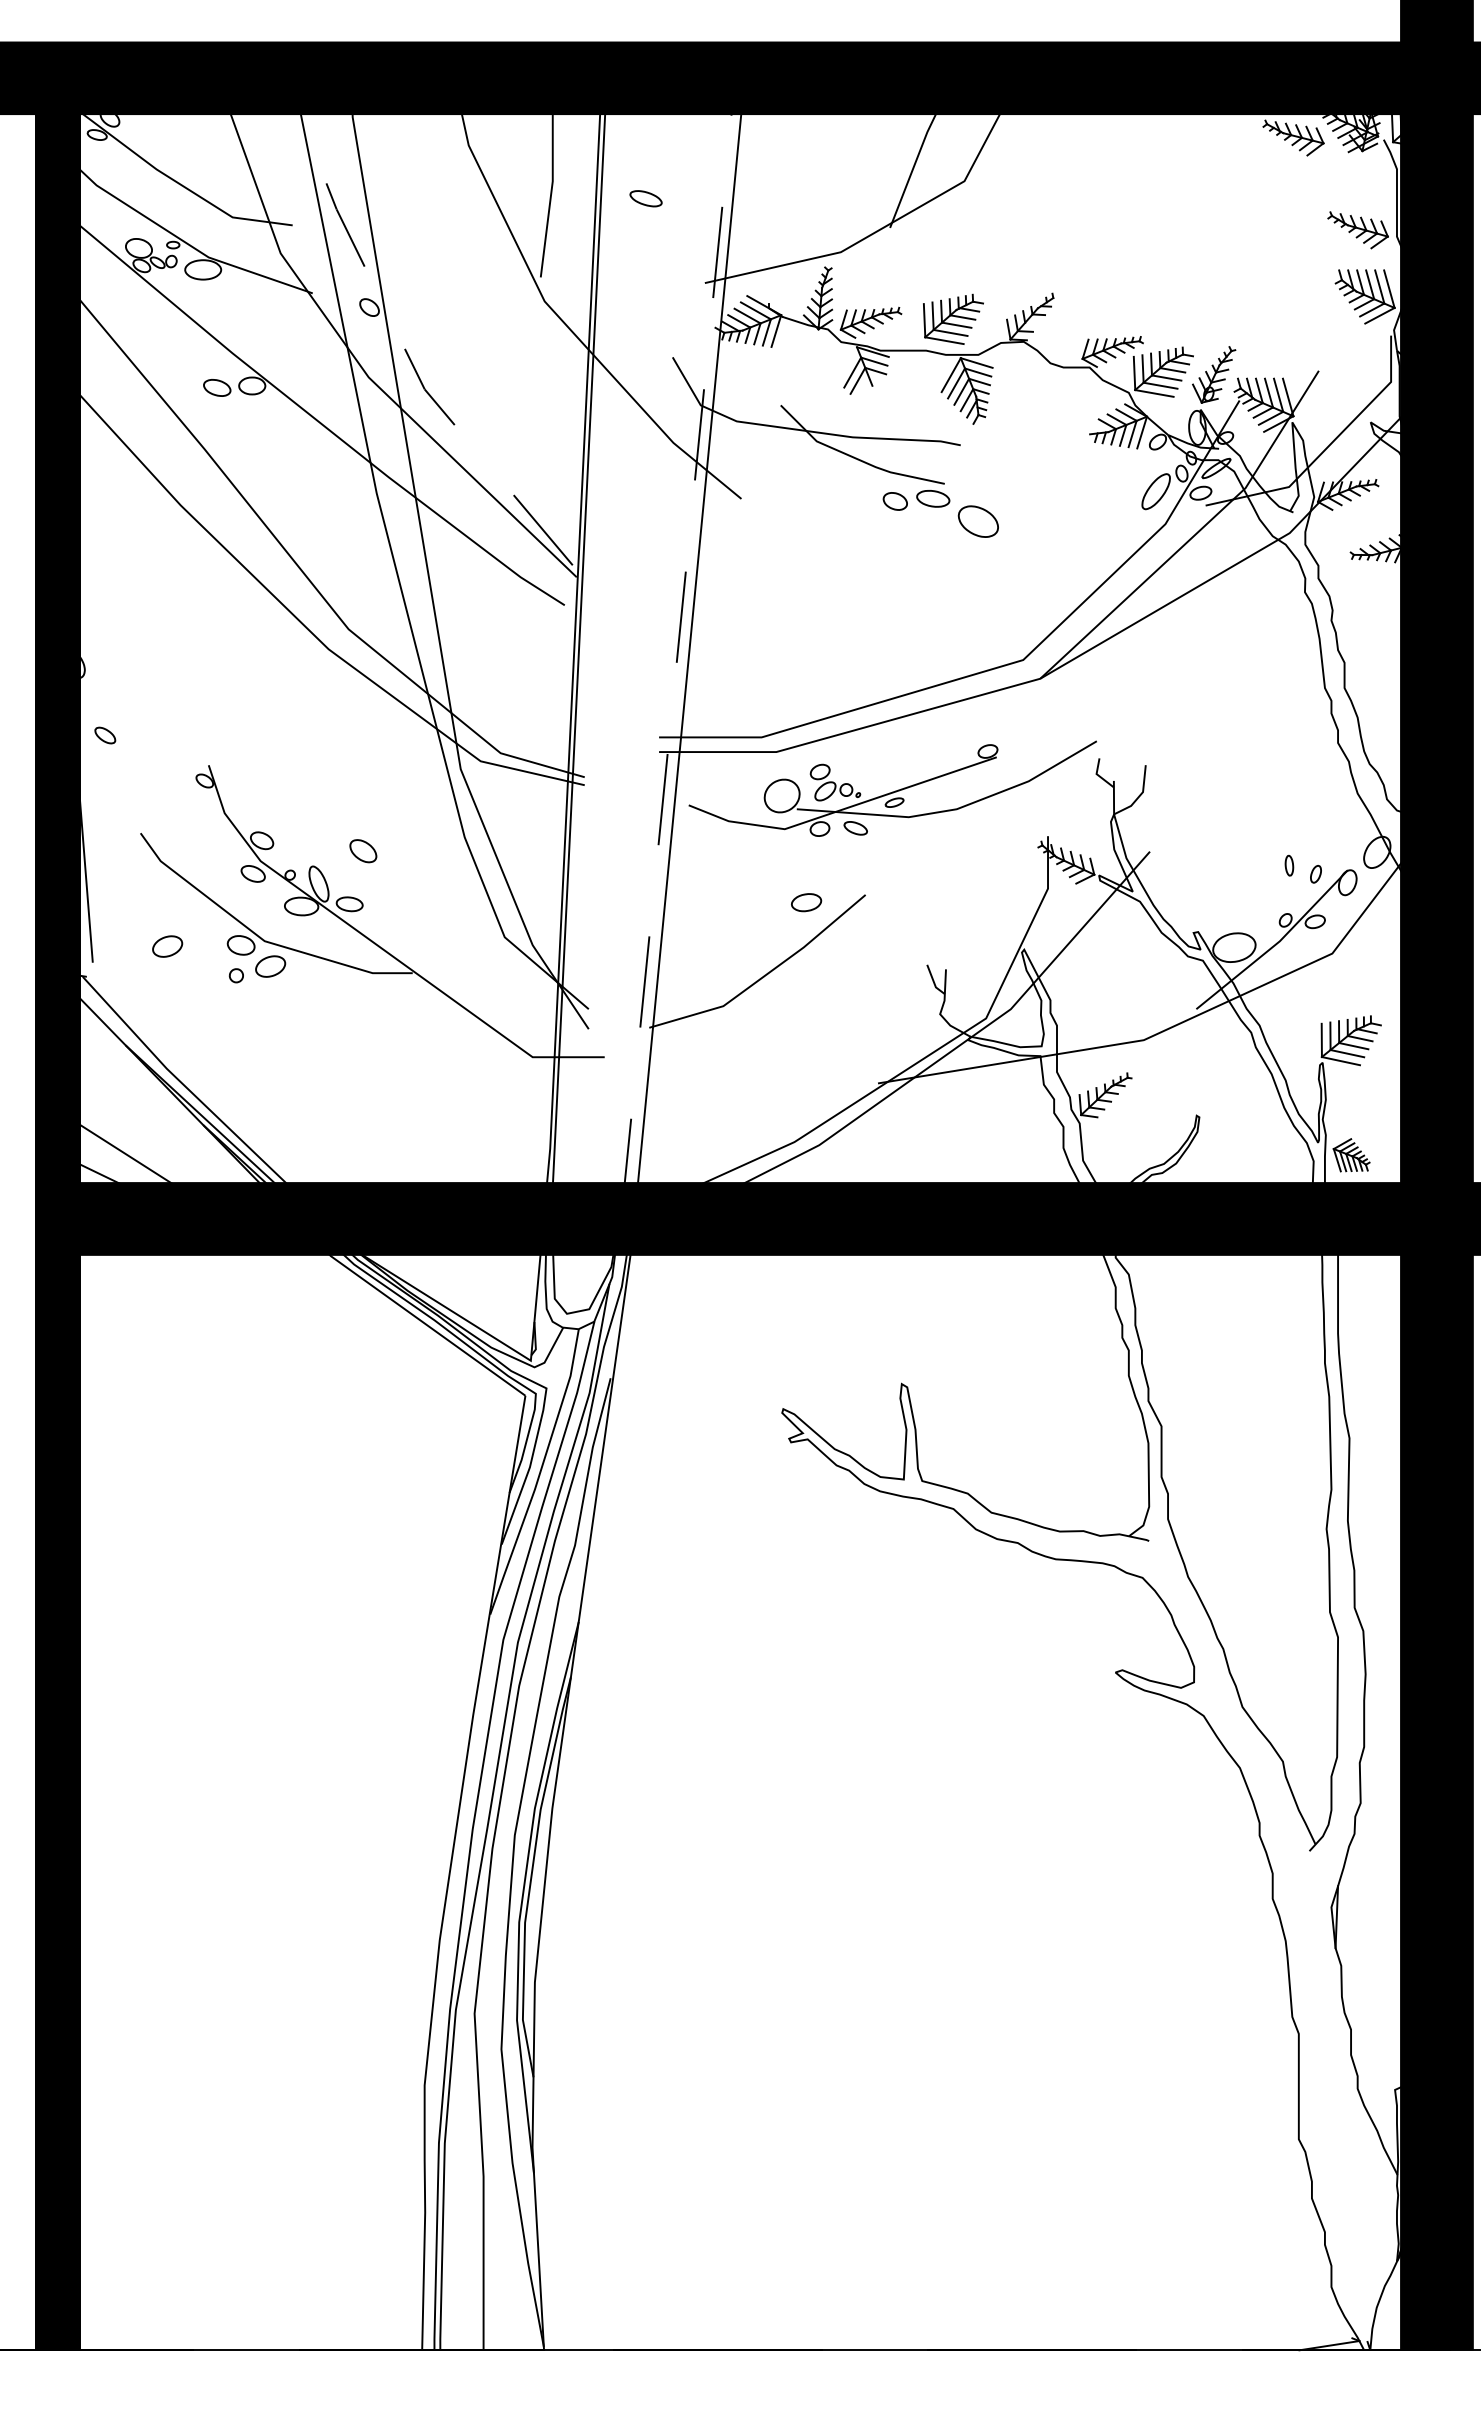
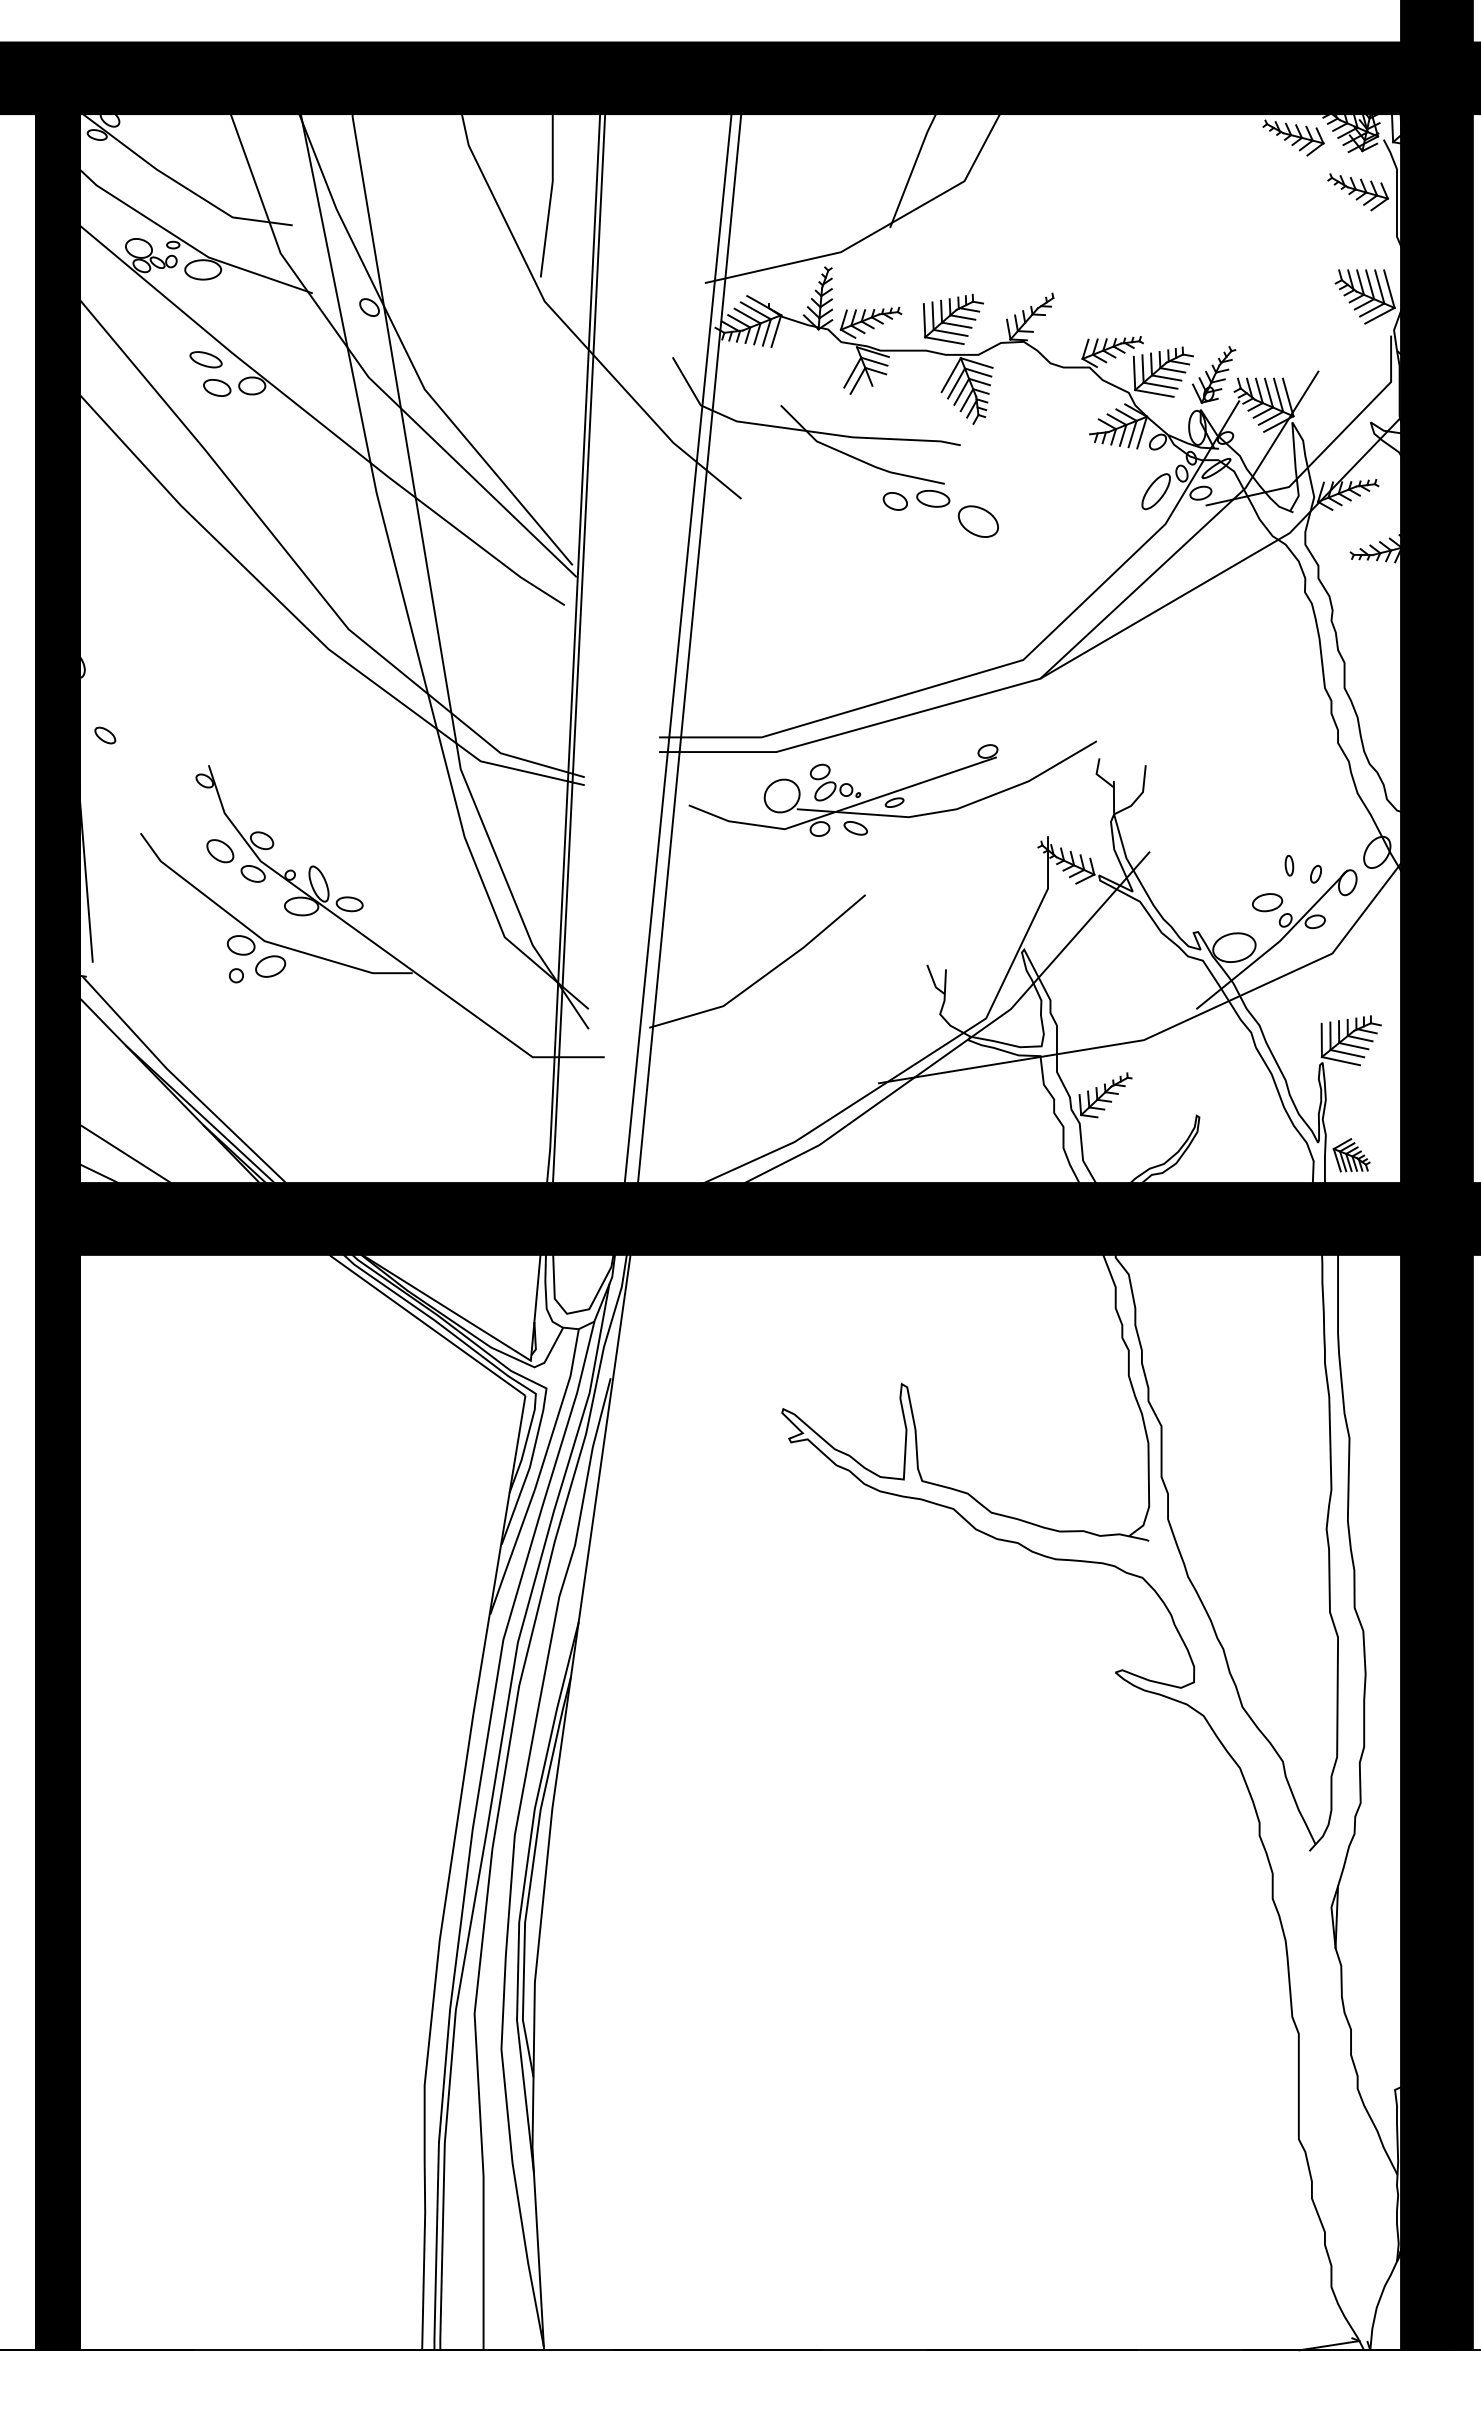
part position: (645, 198) -> (205, 359) (205, 359)
part position: (1357, 230) -> (1357, 192) (1357, 192)
line: dashed -> solid (402, 343)
line: dashed -> solid (678, 649)
part position: (363, 851) -> (220, 851) (220, 851)
part position: (806, 902) -> (1267, 902) (1267, 902)
part: present -> none (167, 946)
